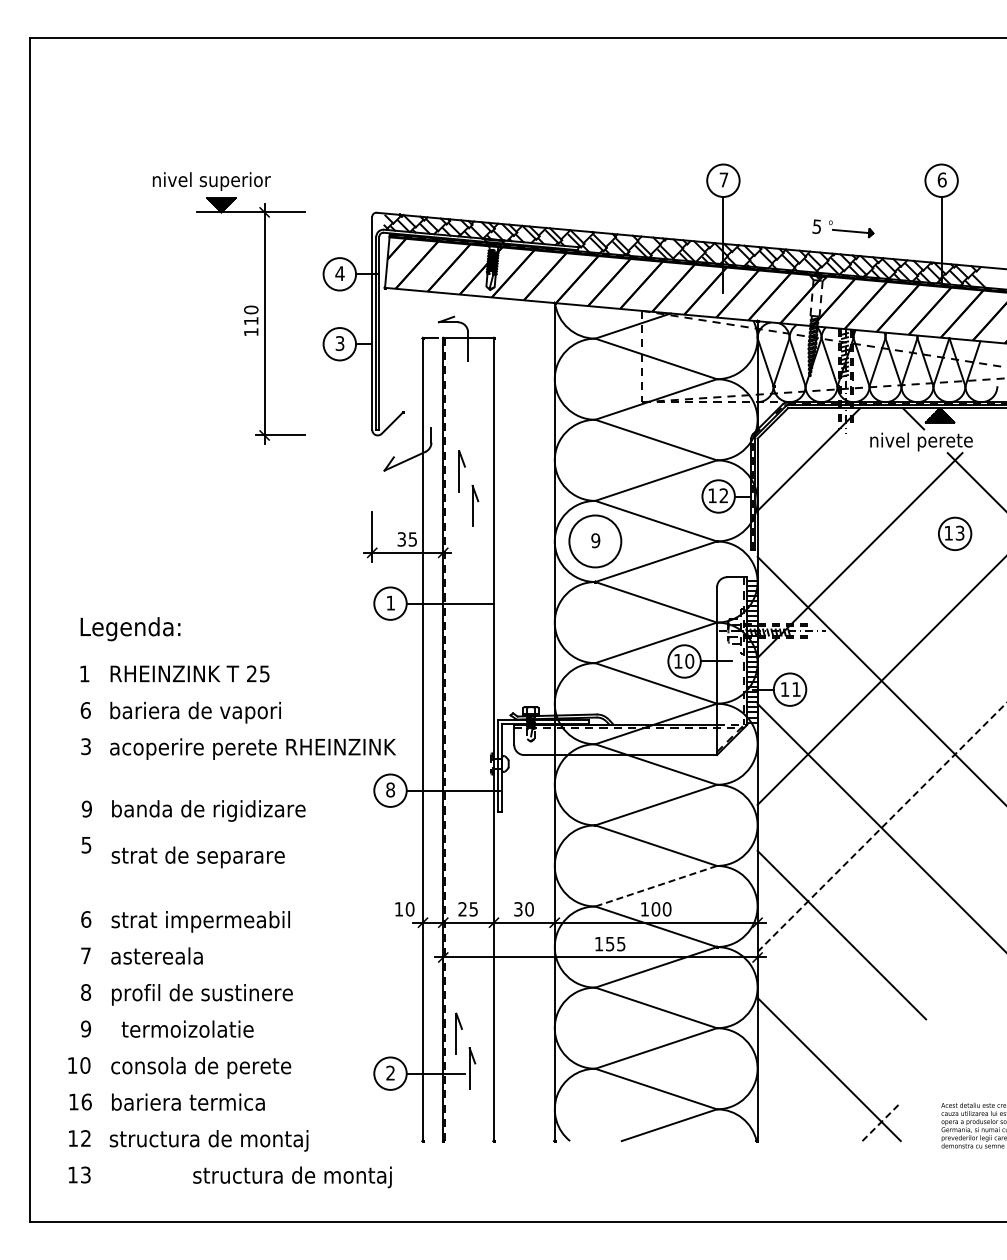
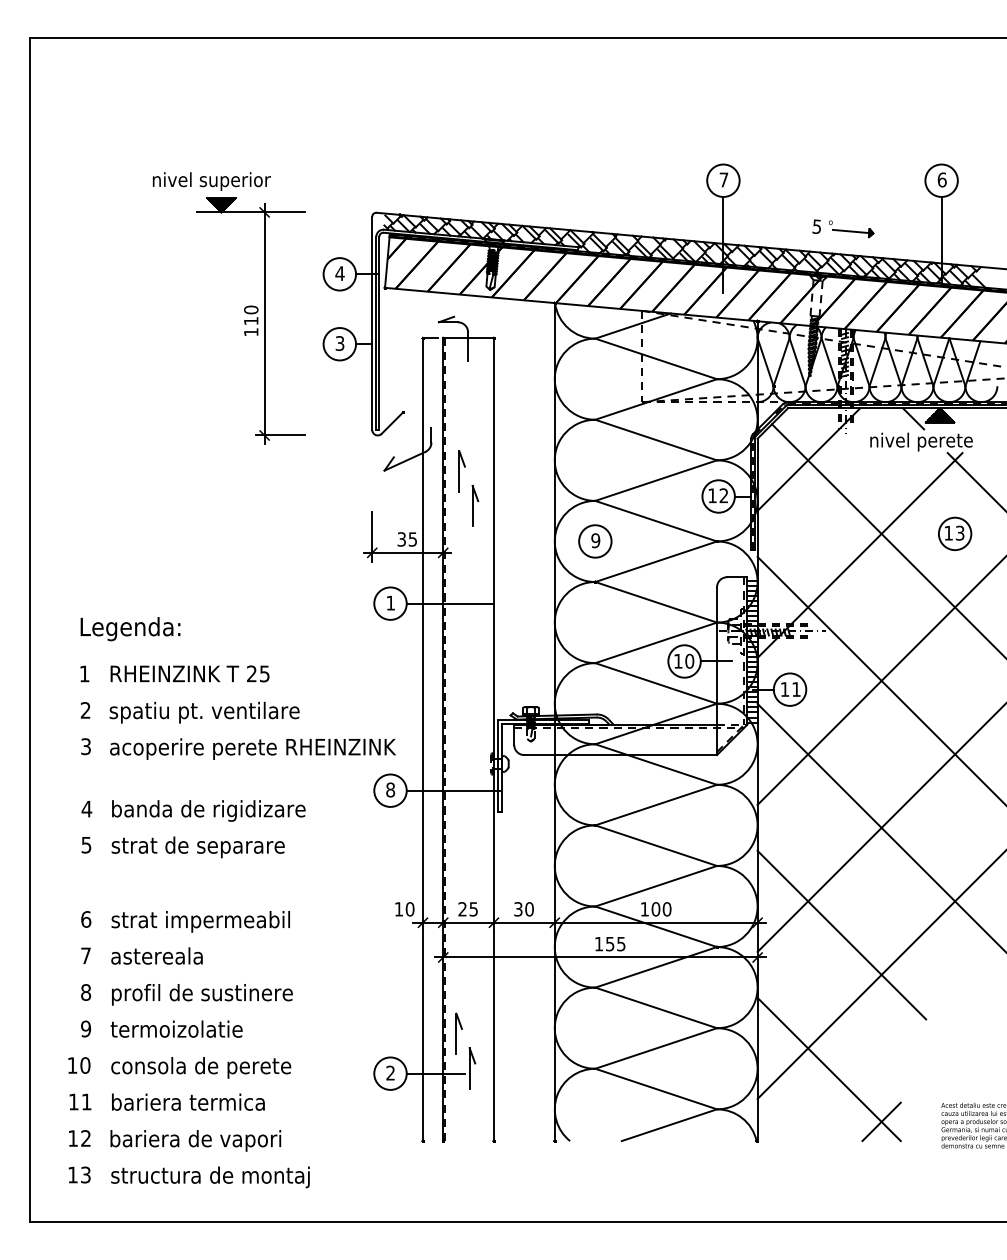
line: none -> present (887, 539)
circle diameter: 52 px -> 32 px (595, 541)
text: 6 -> 2 (85, 710)
text: bariera de vapori -> spatiu pt. ventilare (204, 712)
text: 9 -> 4 (86, 808)
line: dashed -> solid (882, 826)
text position: (197, 857) -> (197, 847) (197, 847)
line: dashed -> solid (655, 886)
line: none -> present (880, 975)
text position: (187, 1028) -> (176, 1028) (176, 1028)
text: 16 -> 11 (86, 1101)
line: dashed -> solid (881, 1121)
text: structura de montaj -> bariera de vapori (208, 1140)
text position: (292, 1177) -> (210, 1177) (210, 1177)
